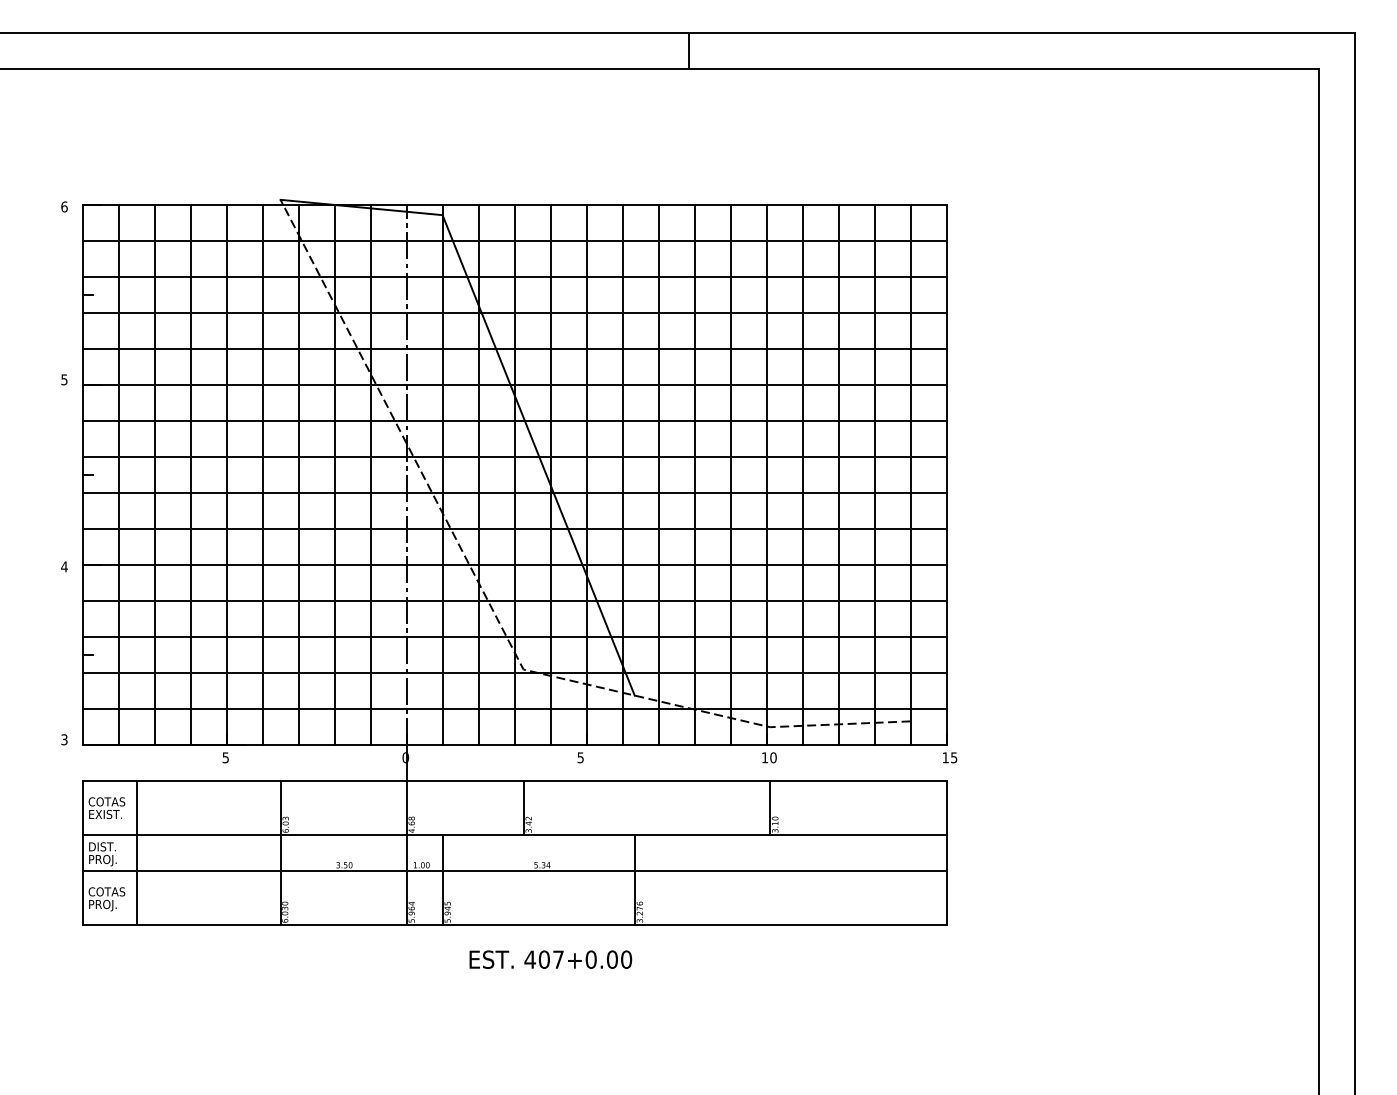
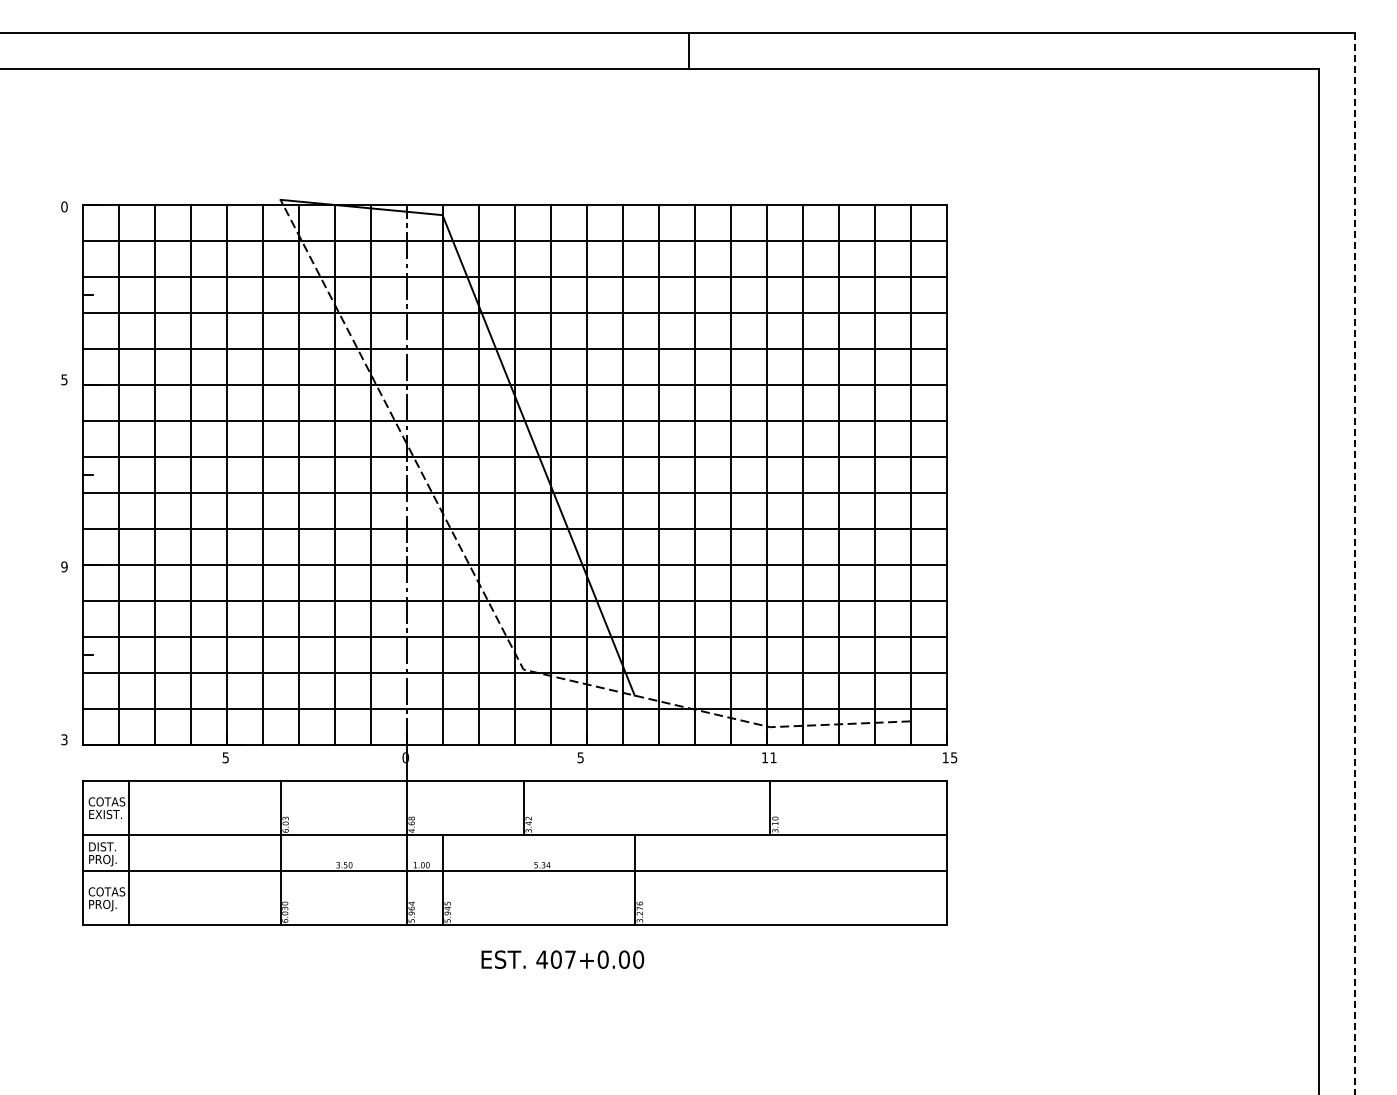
text: 6 -> 0 (64, 206)
line: solid -> dashed (1355, 563)
text: 4 -> 9 (64, 566)
text: 10 -> 11 (773, 757)
line position: (136, 853) -> (128, 853) (128, 853)
text position: (550, 959) -> (562, 959) (562, 959)
